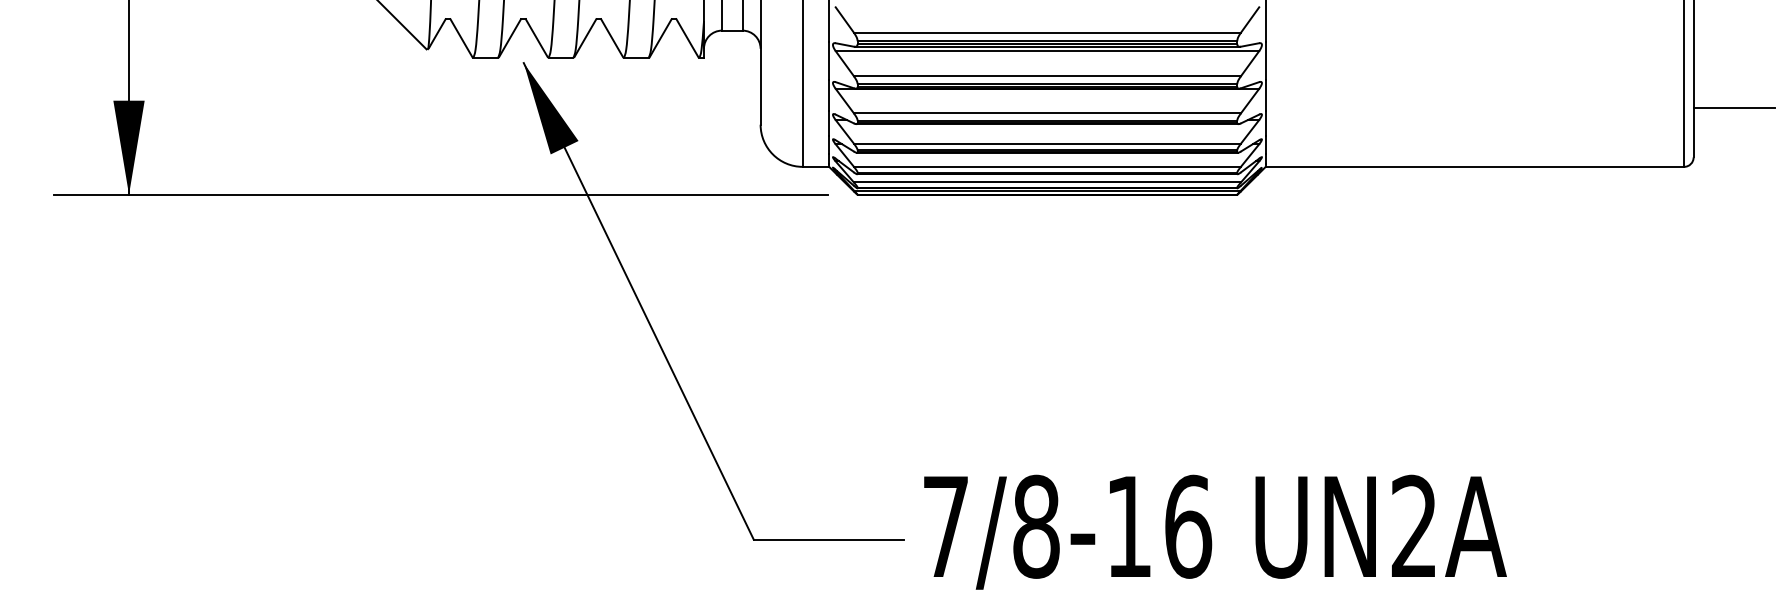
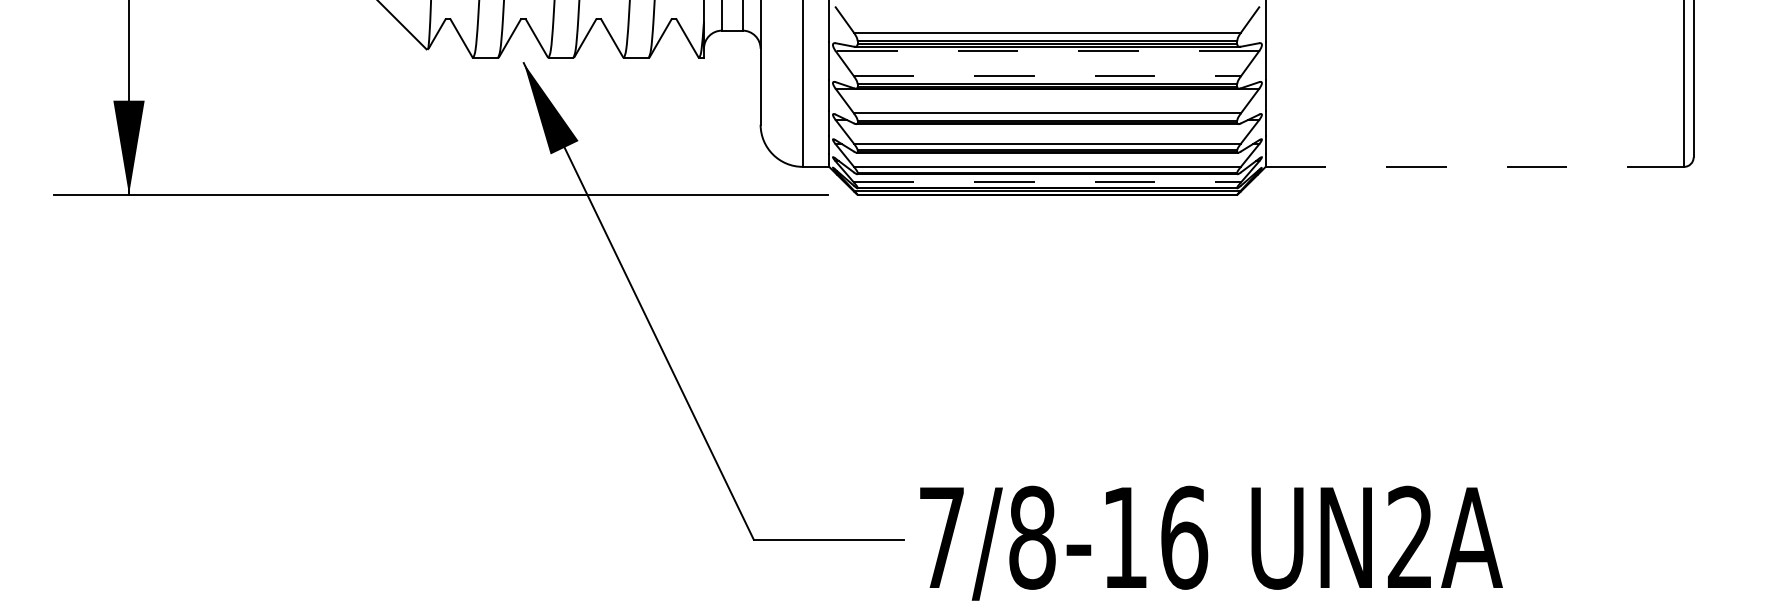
line: solid -> dashed (1047, 51)
line: solid -> dashed (1047, 76)
line: present -> none (1734, 107)
line: solid -> dashed (1475, 166)
line: solid -> dashed (1047, 182)
text position: (1215, 531) -> (1211, 542) (1211, 542)
